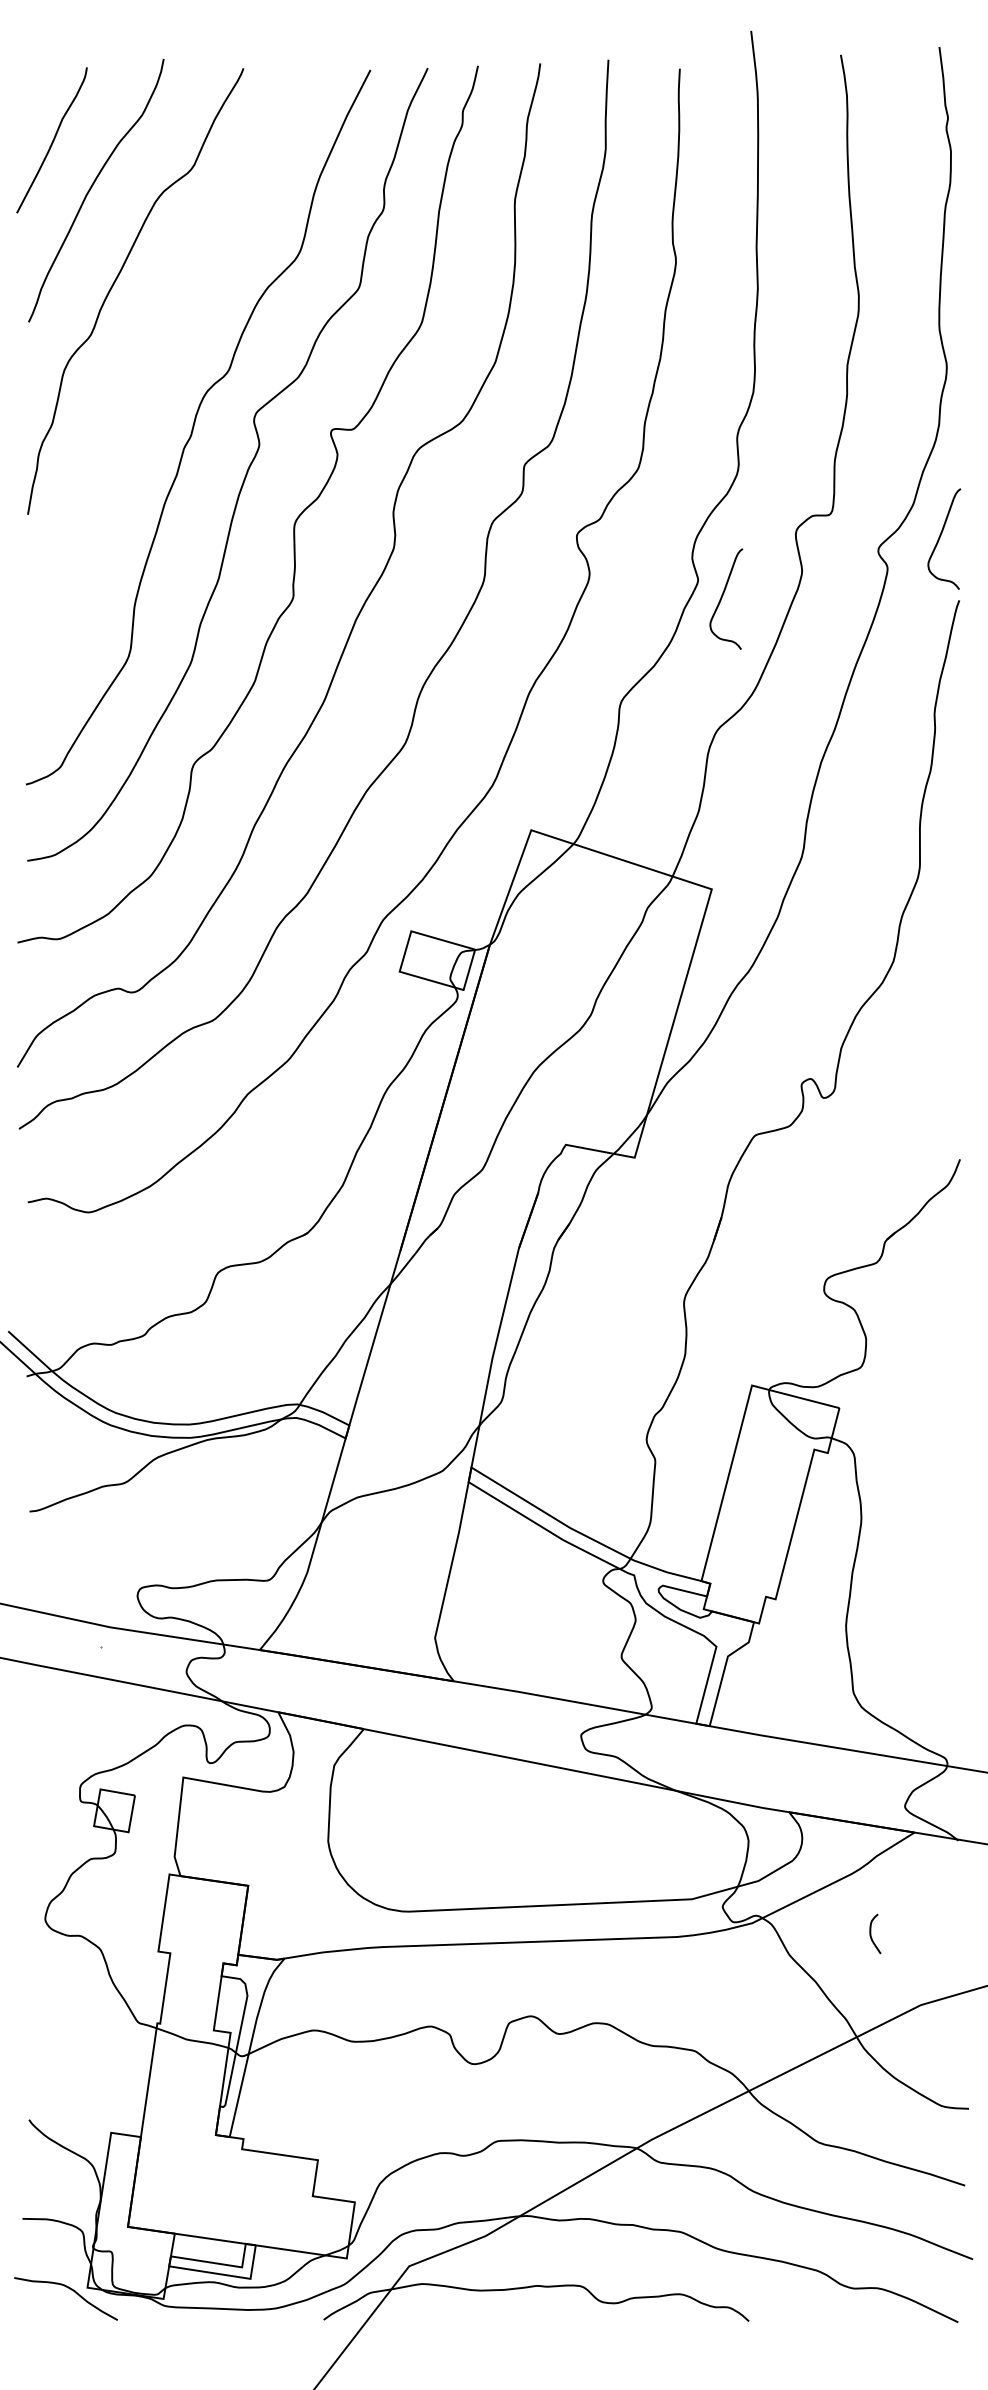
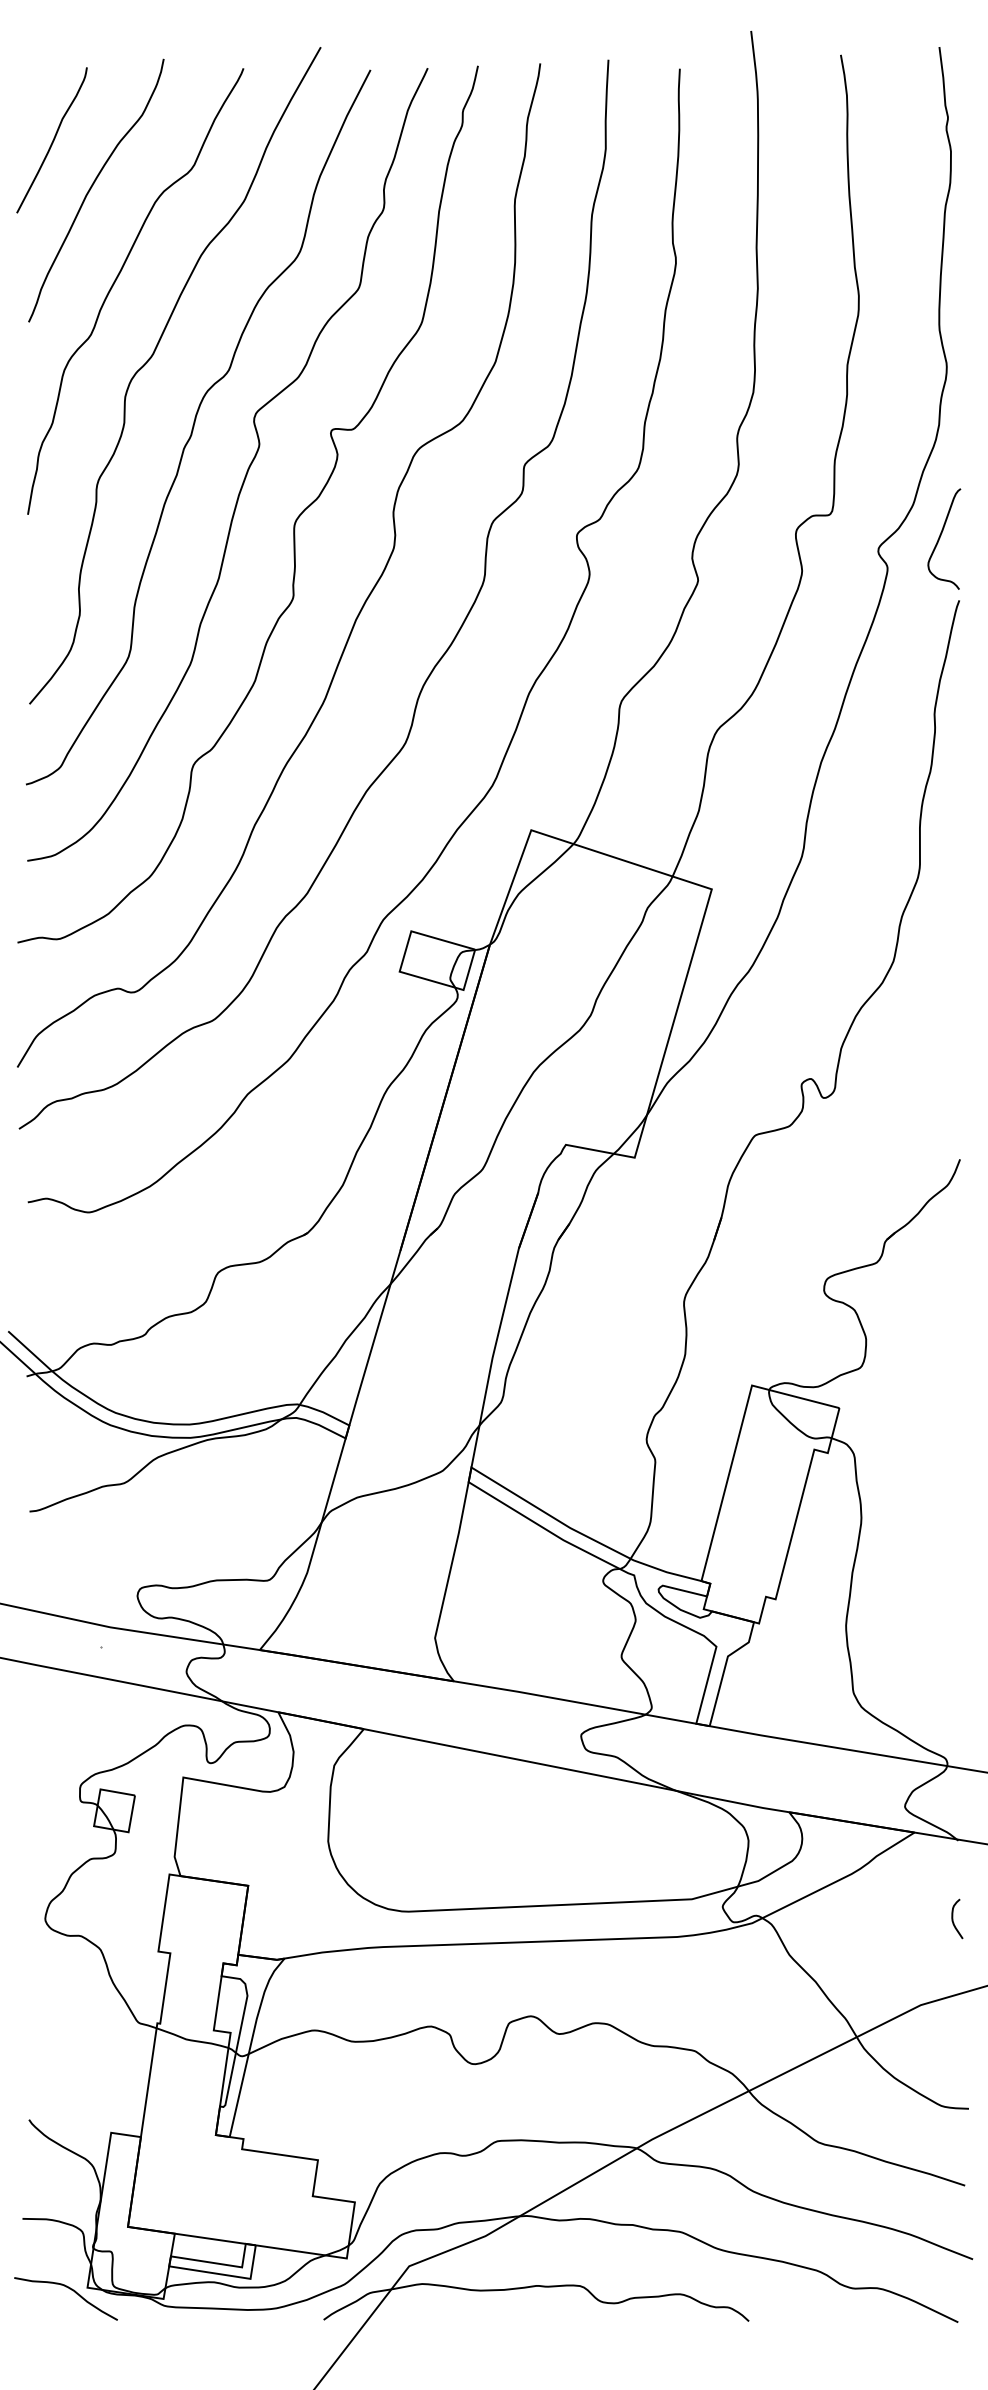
curve: none -> present (152, 357)
curve: present -> none (722, 598)
curve position: (871, 1933) -> (953, 1918) (953, 1918)
